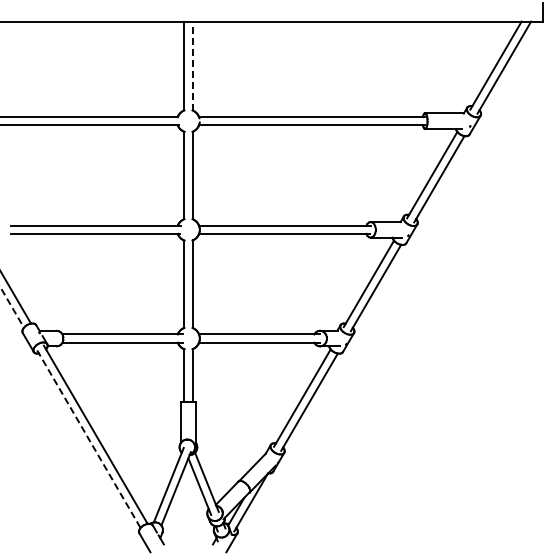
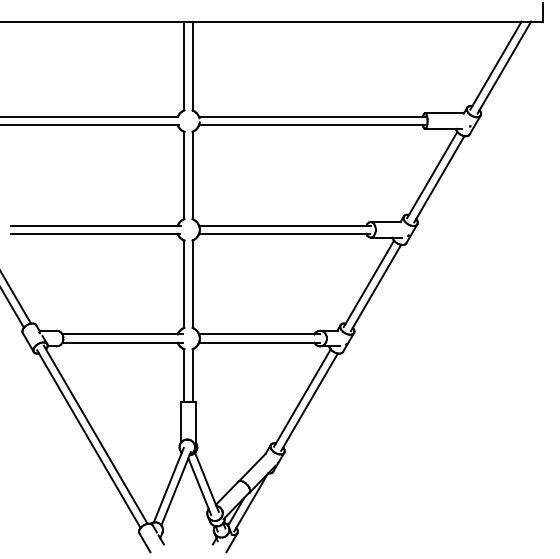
line: dashed -> solid (192, 65)
line: dashed -> solid (12, 307)
line: dashed -> solid (88, 439)
